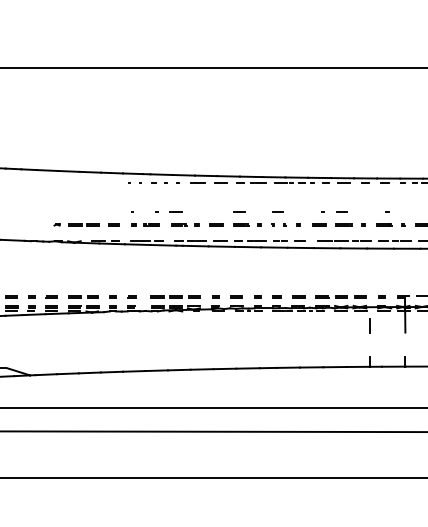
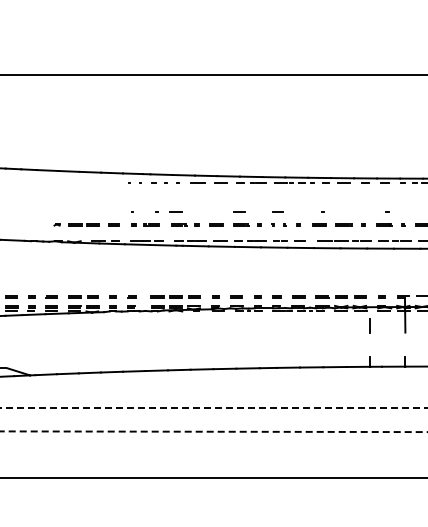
line position: (213, 68) -> (213, 75) (213, 75)
line: present -> none (341, 211)
line: solid -> dashed (214, 408)
line: solid -> dashed (214, 431)
